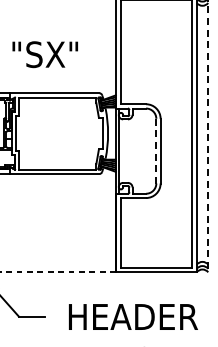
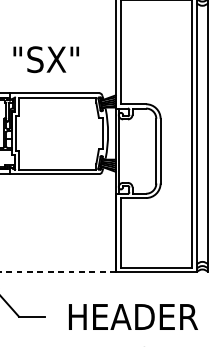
text position: (44, 54) -> (45, 59) (45, 59)
line: dashed -> solid (208, 136)
line: dashed -> solid (156, 151)
